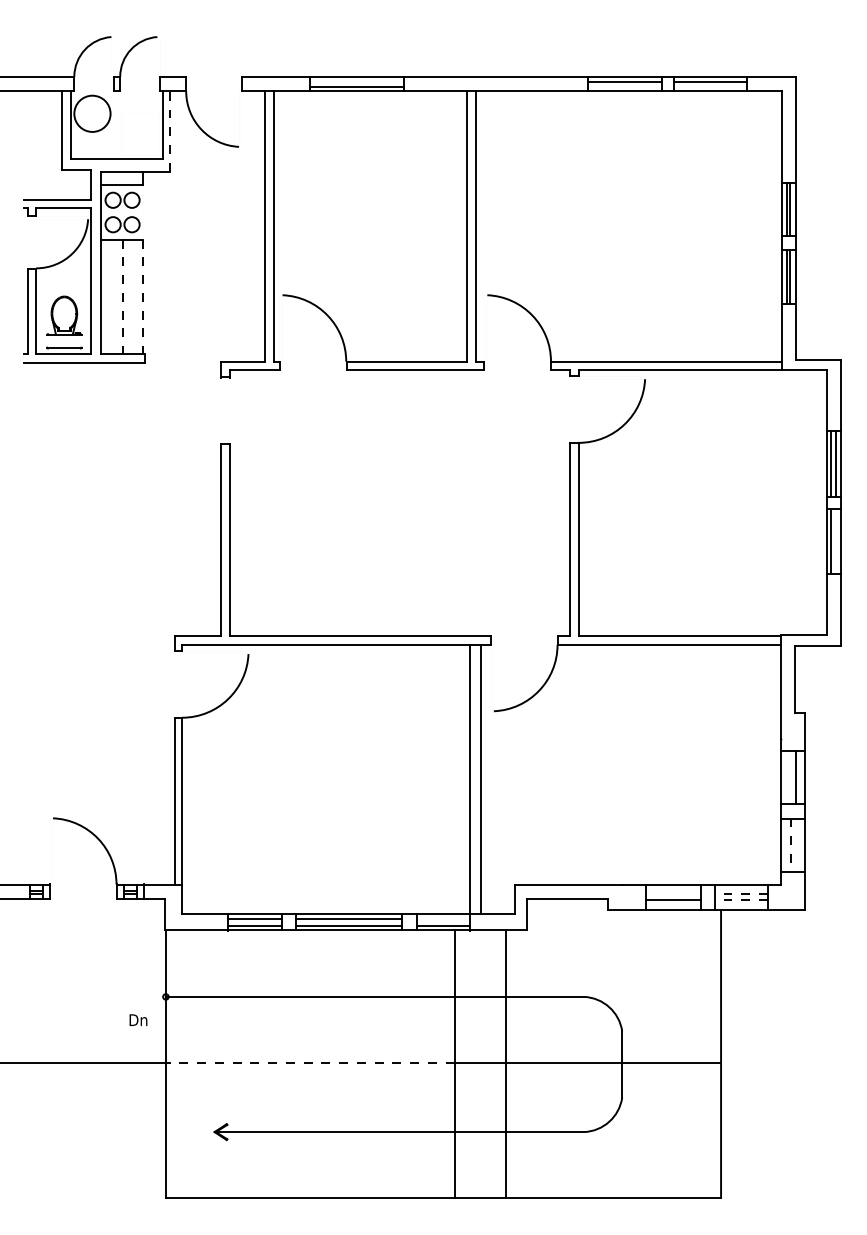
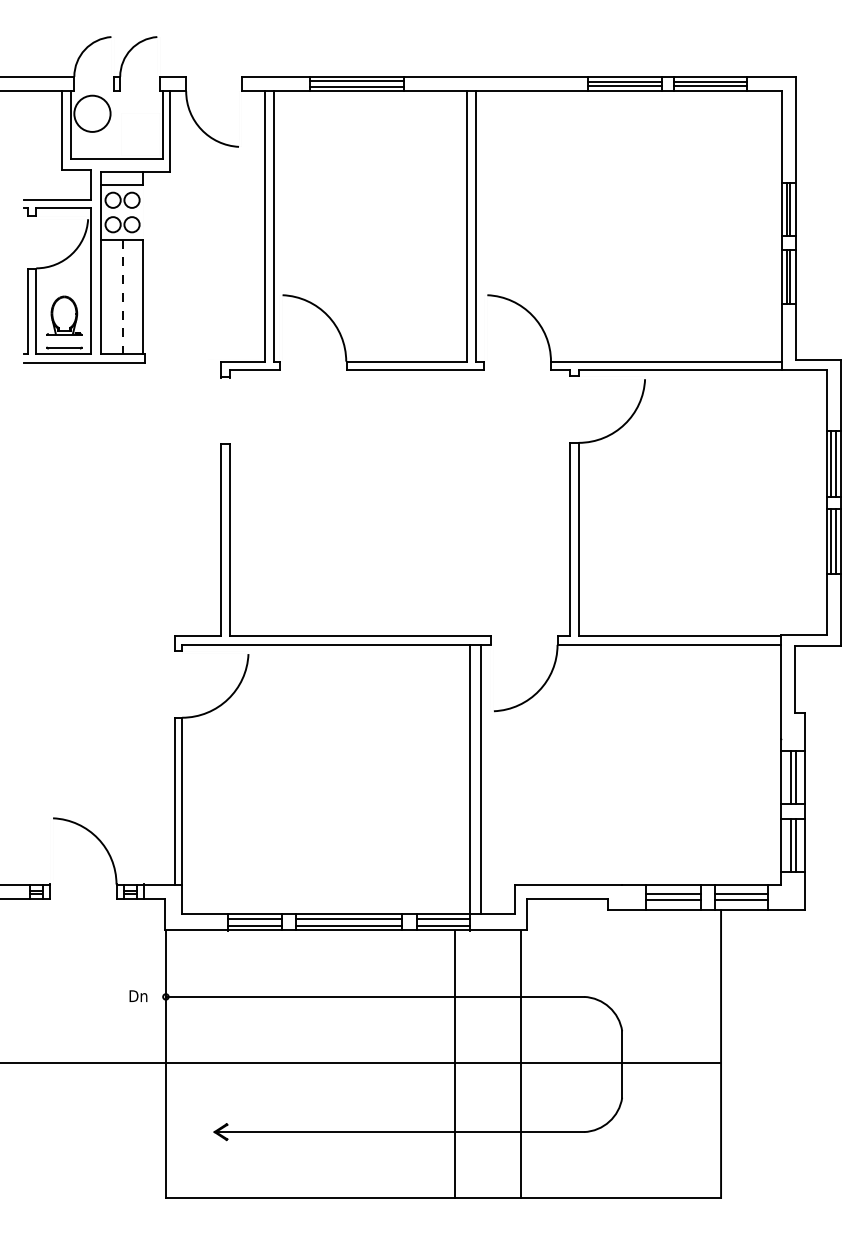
line: none -> present (356, 81)
line: none -> present (624, 86)
line: none -> present (710, 86)
line: dashed -> solid (170, 130)
line: dashed -> solid (143, 297)
line: none -> present (836, 541)
line: none -> present (790, 777)
line: dashed -> solid (790, 845)
line: none -> present (795, 845)
line: none -> present (673, 894)
line: dashed -> solid (740, 894)
line: dashed -> solid (740, 900)
line: none -> present (442, 919)
text position: (138, 1019) -> (138, 995) (138, 995)
line: dashed -> solid (309, 1062)
line position: (506, 1063) -> (521, 1063) (521, 1063)
